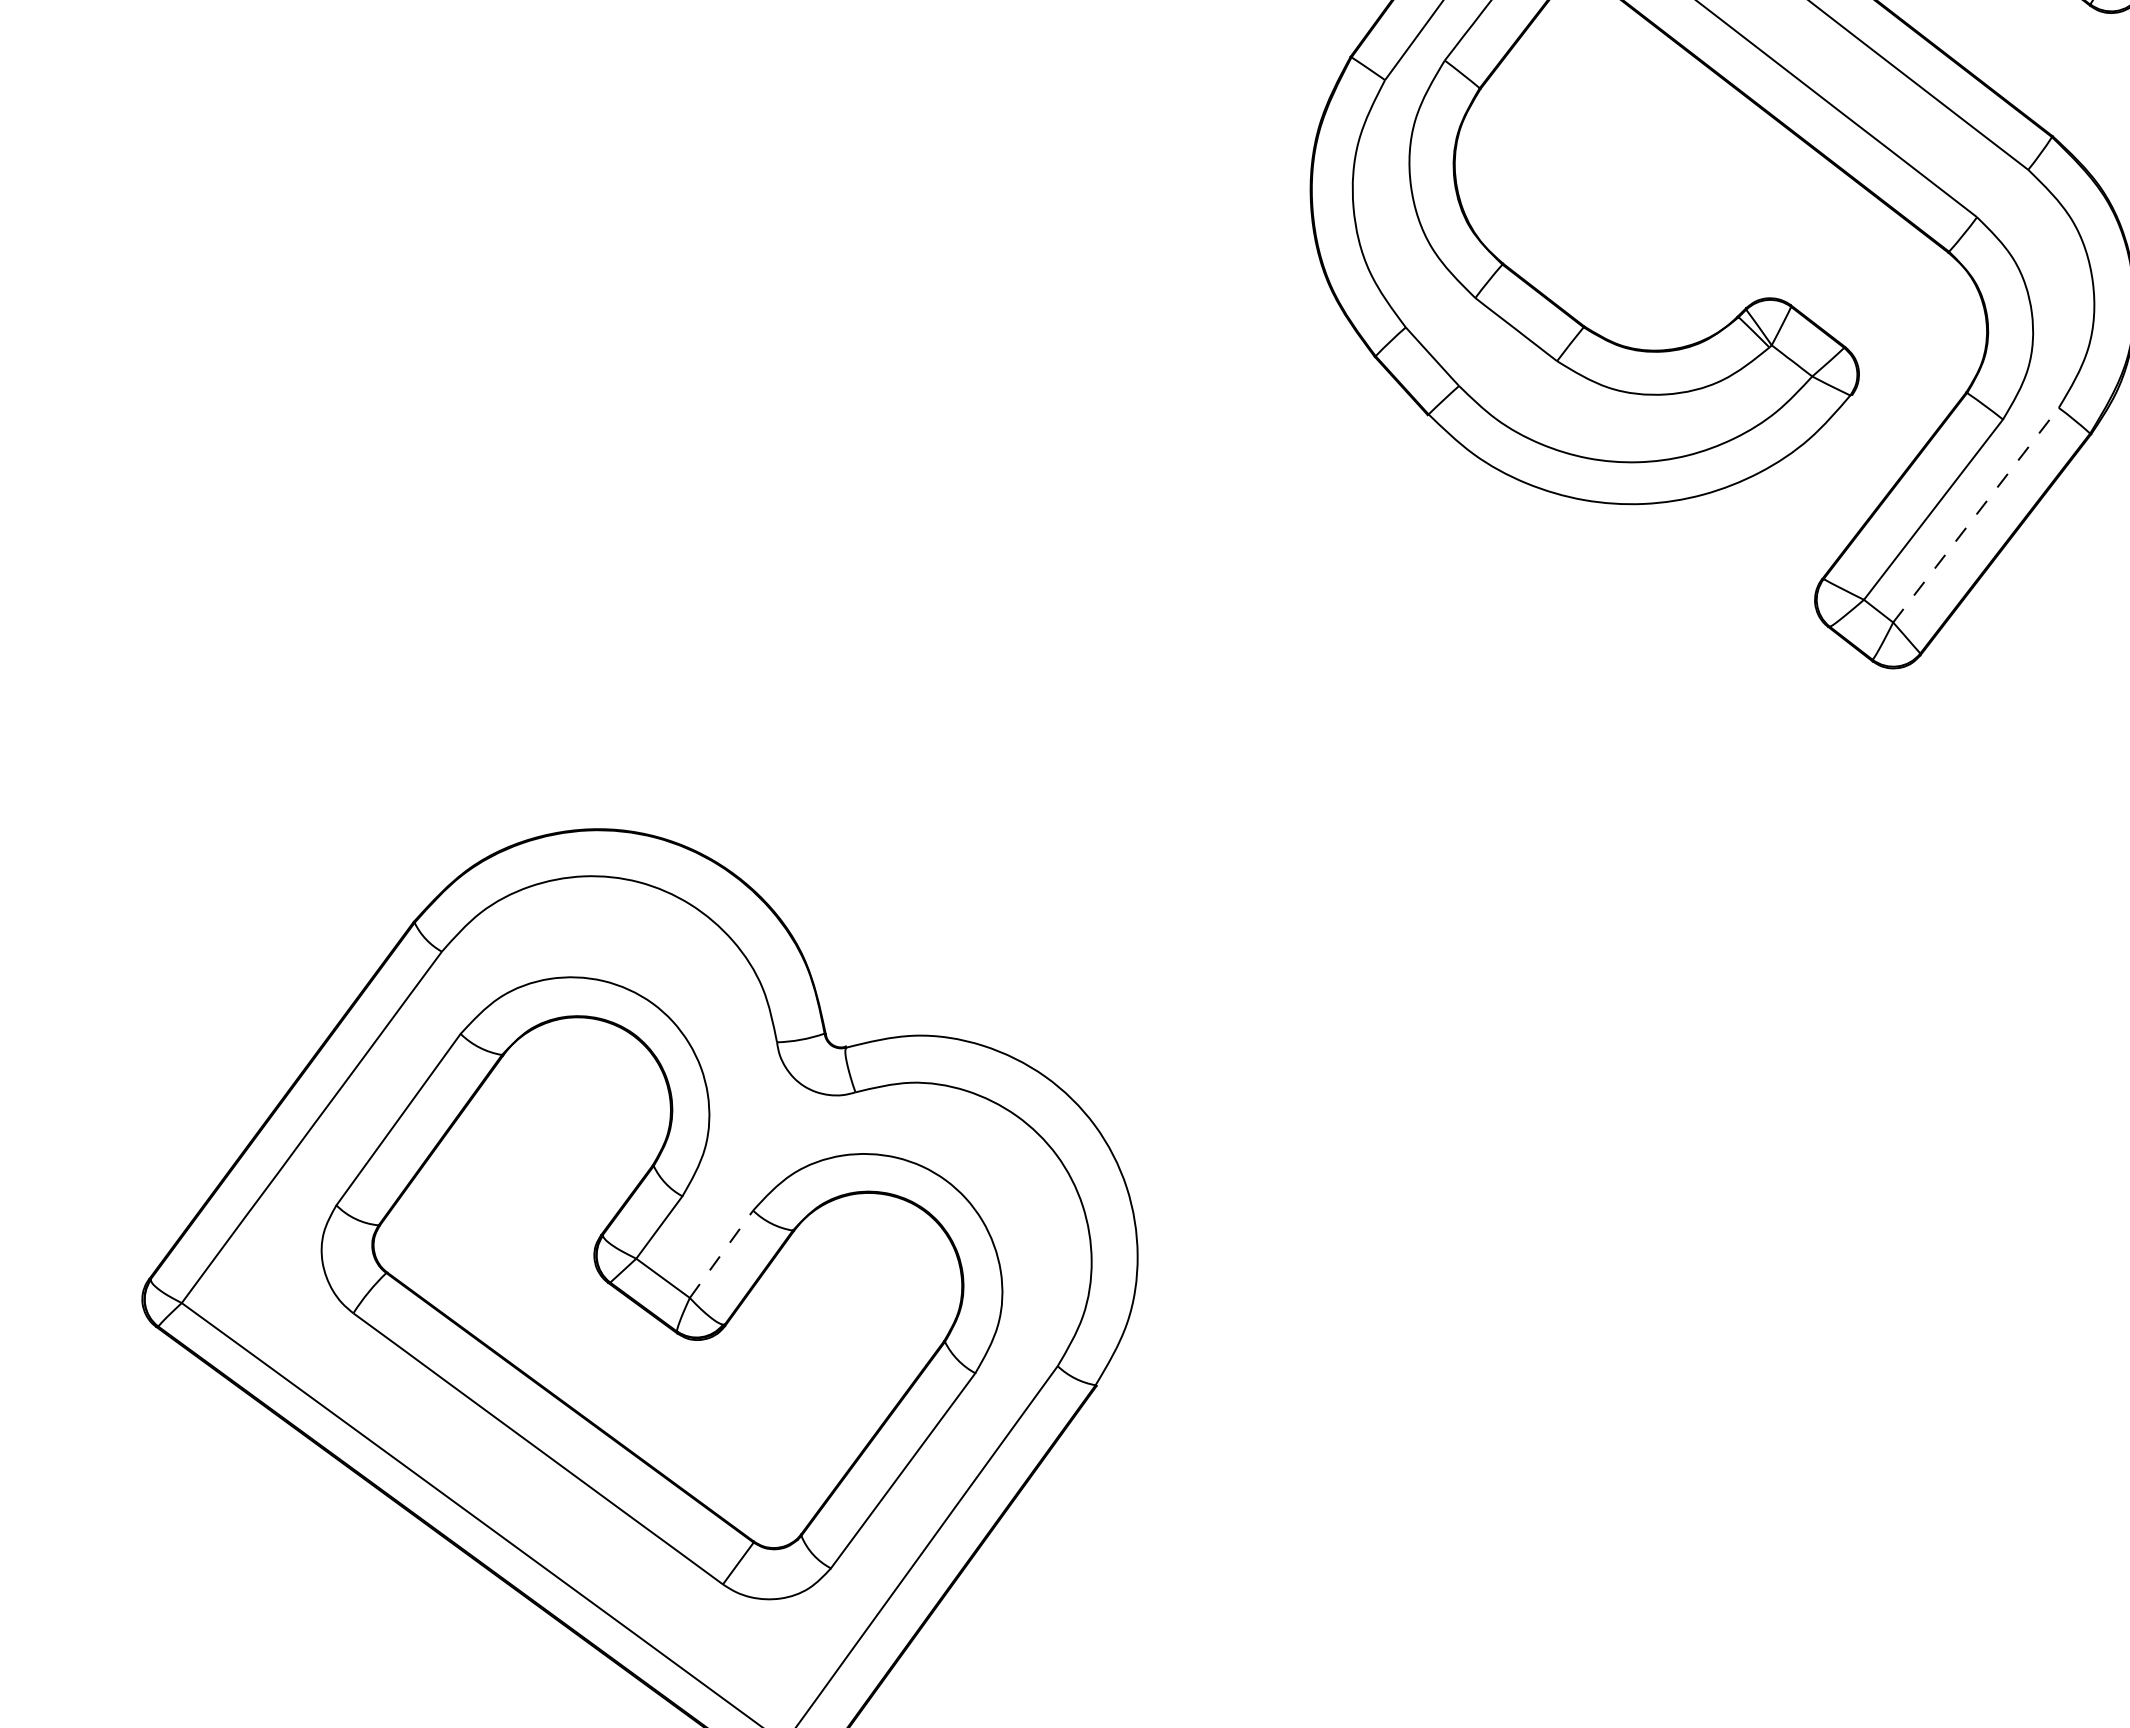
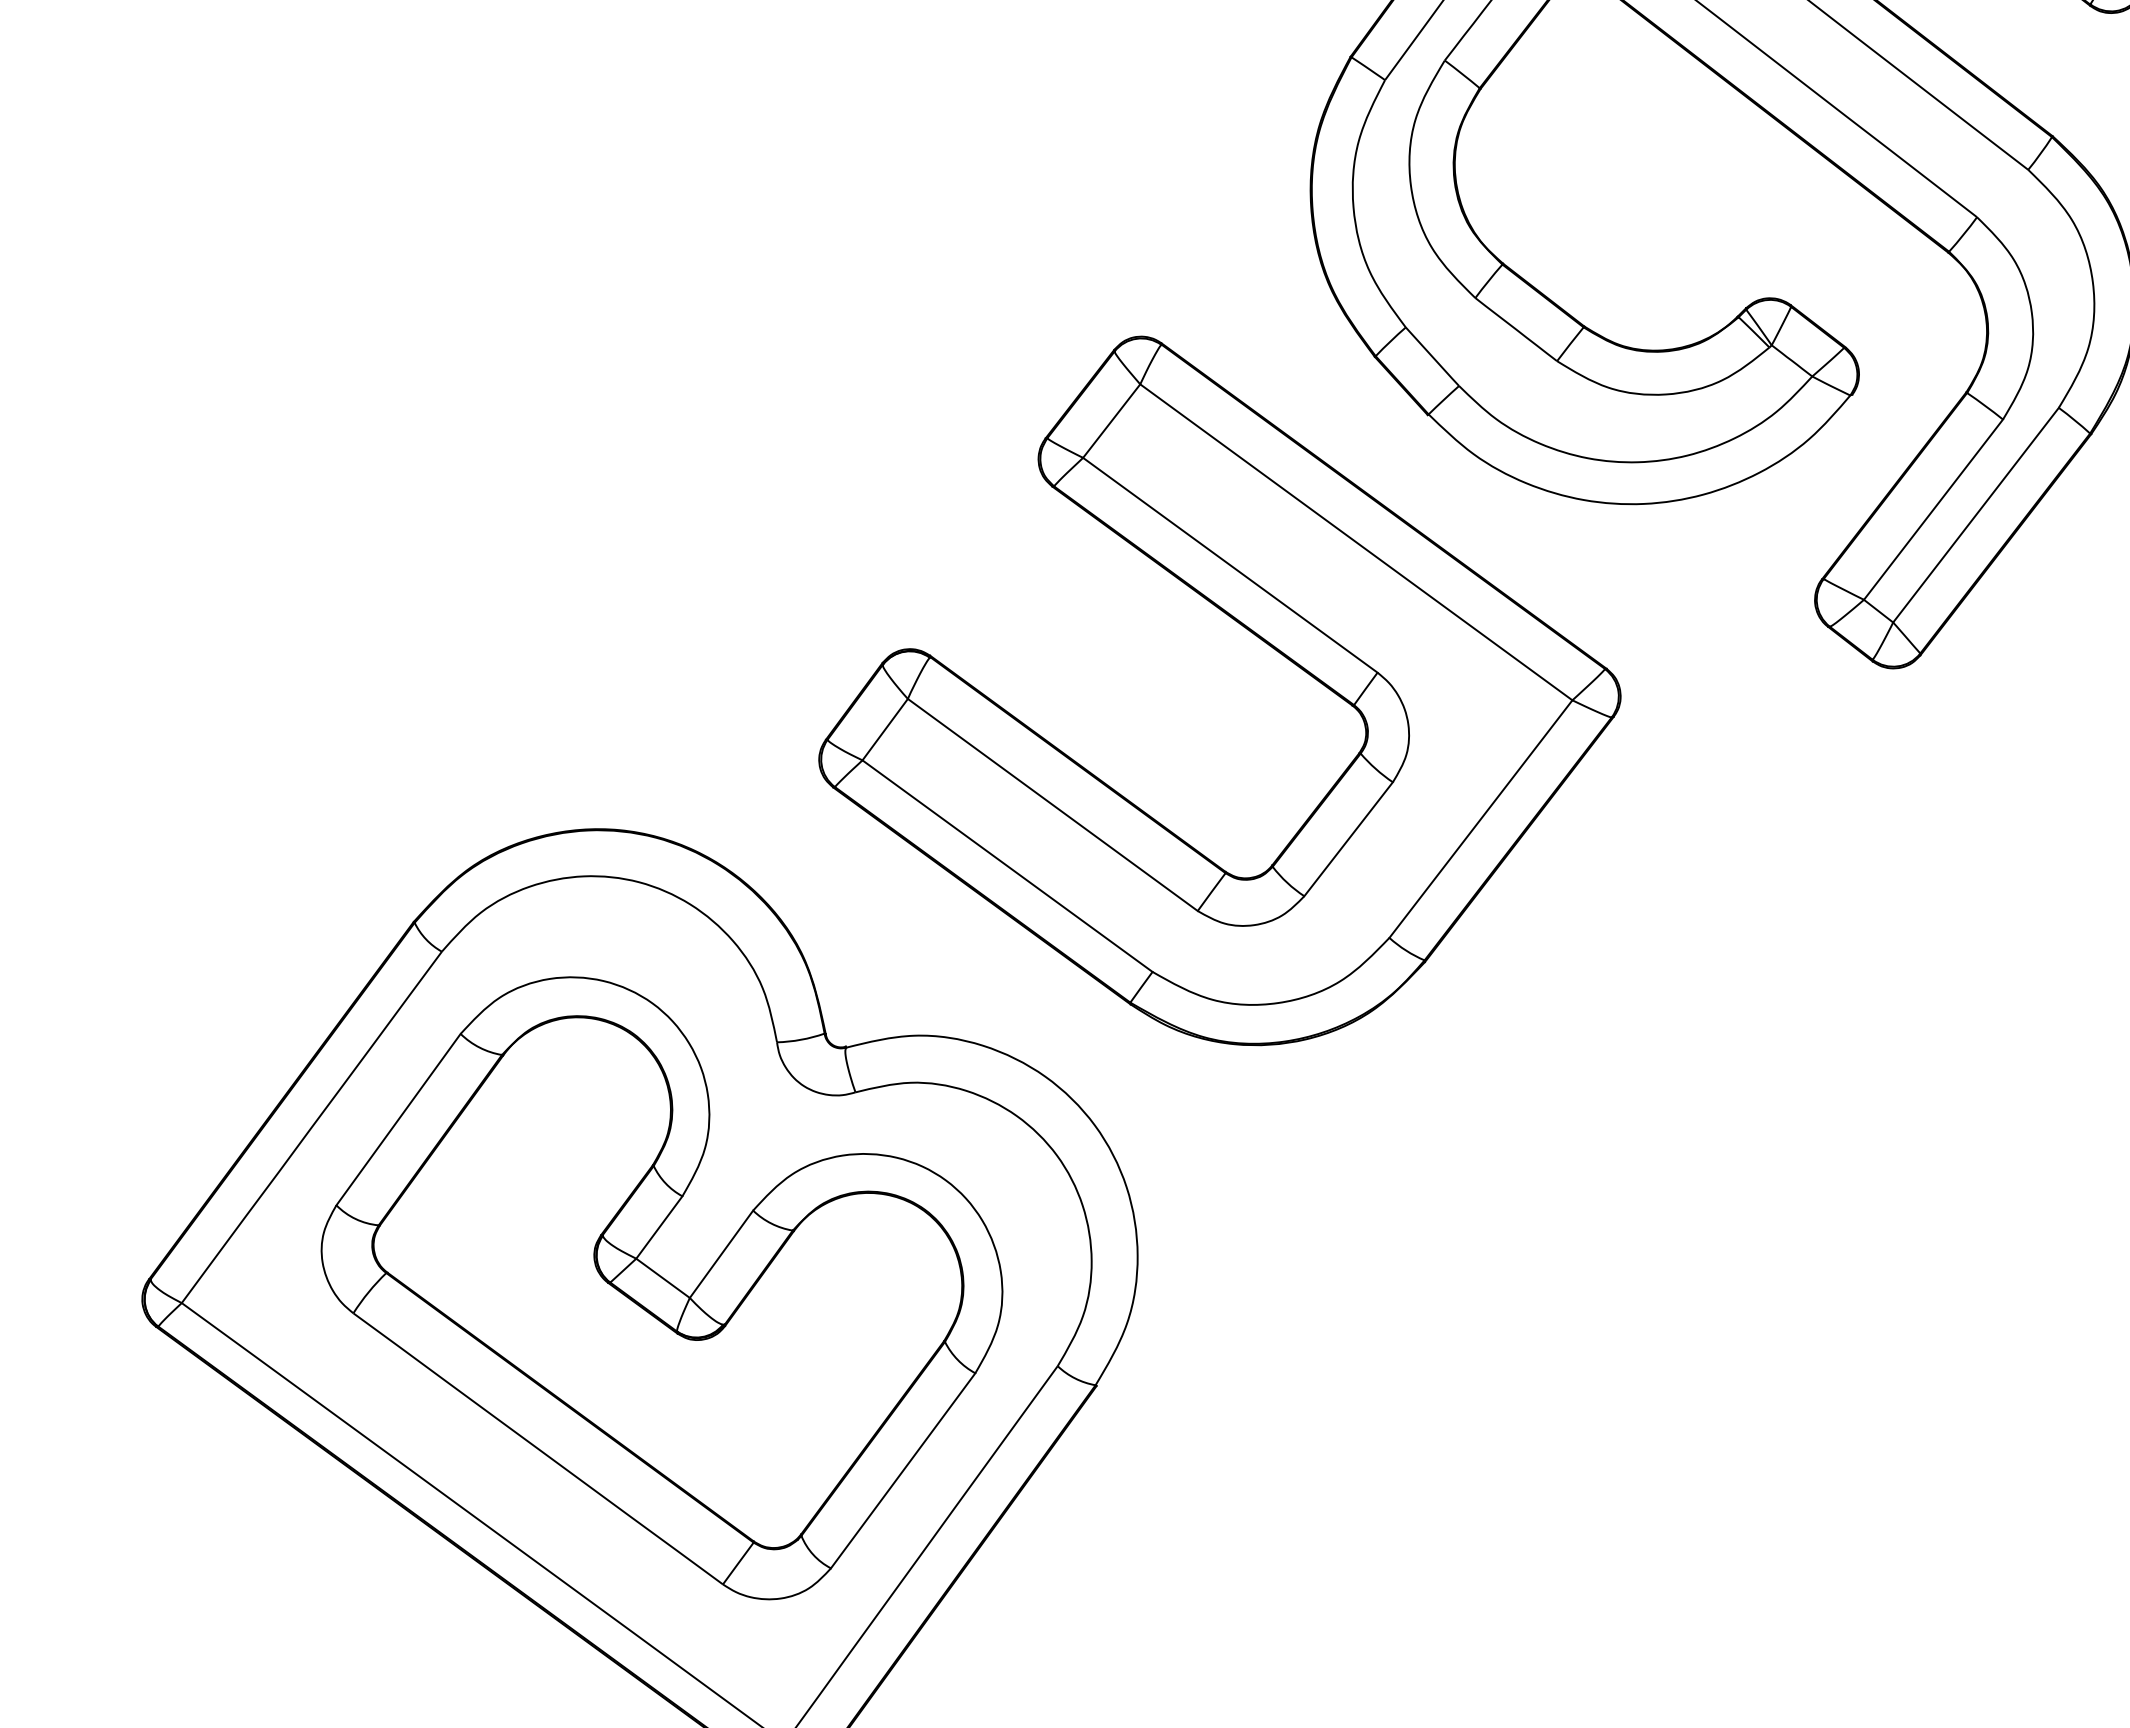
line: dashed -> solid (1976, 515)
part: none -> present (1258, 638)
line: dashed -> solid (721, 1254)
